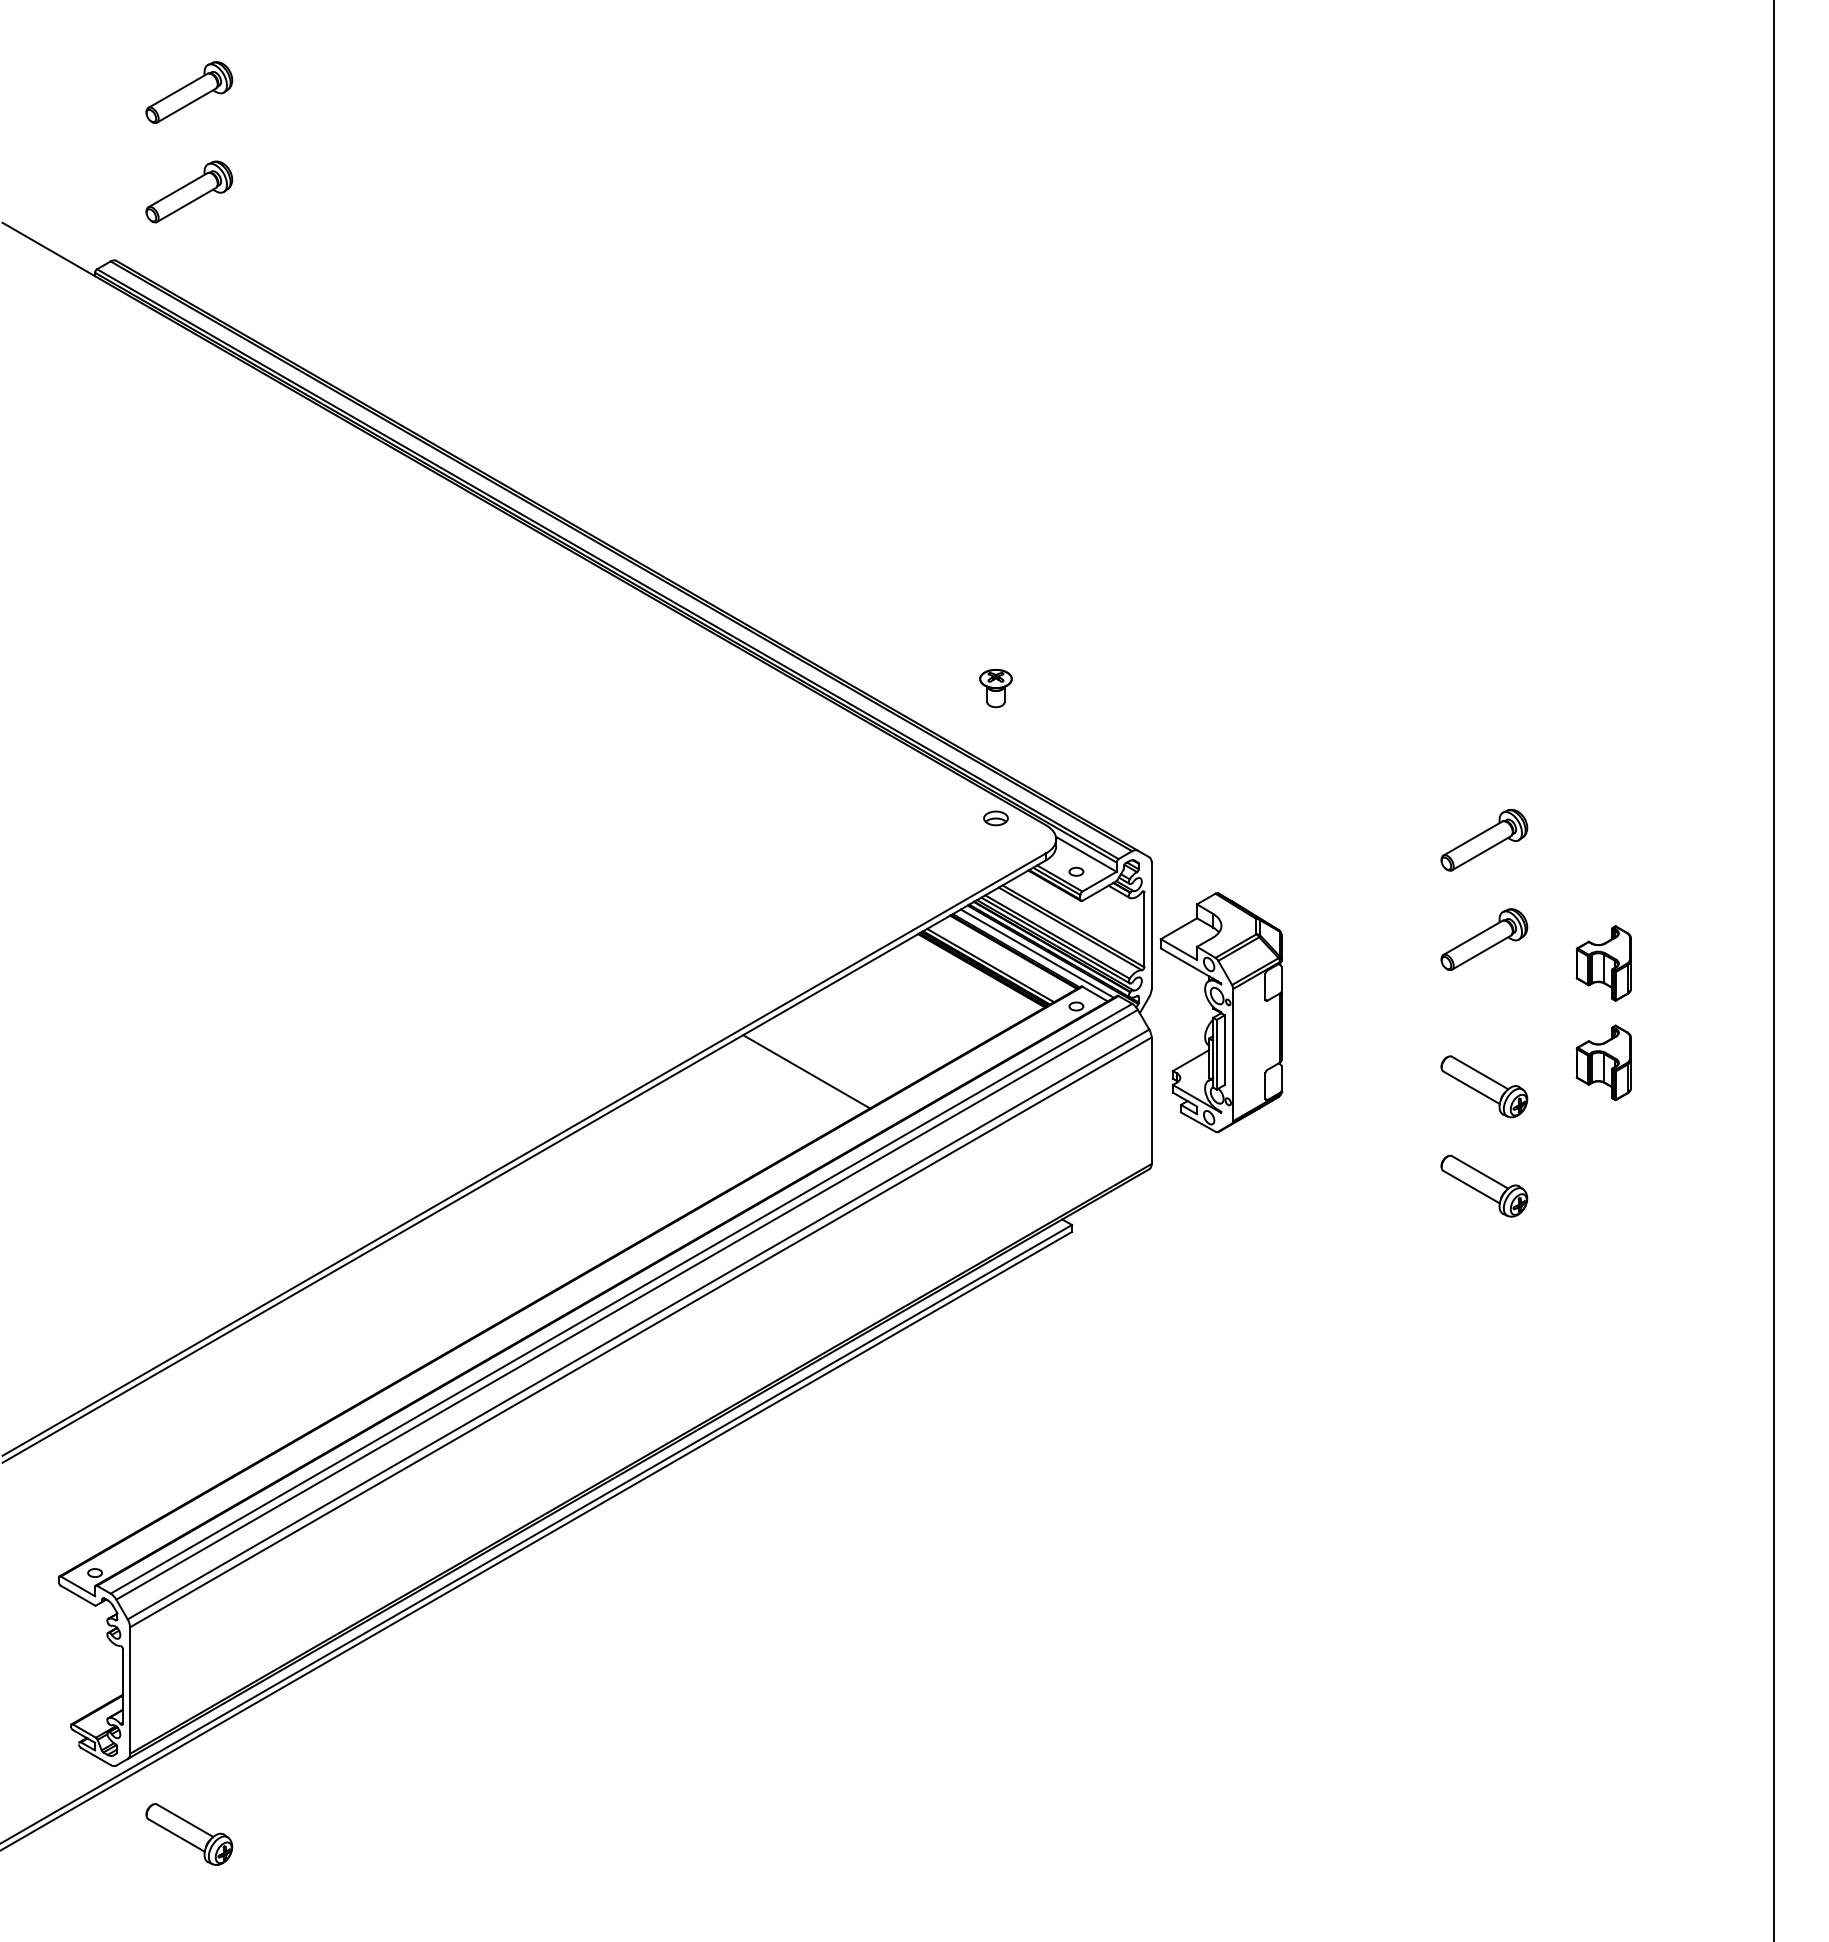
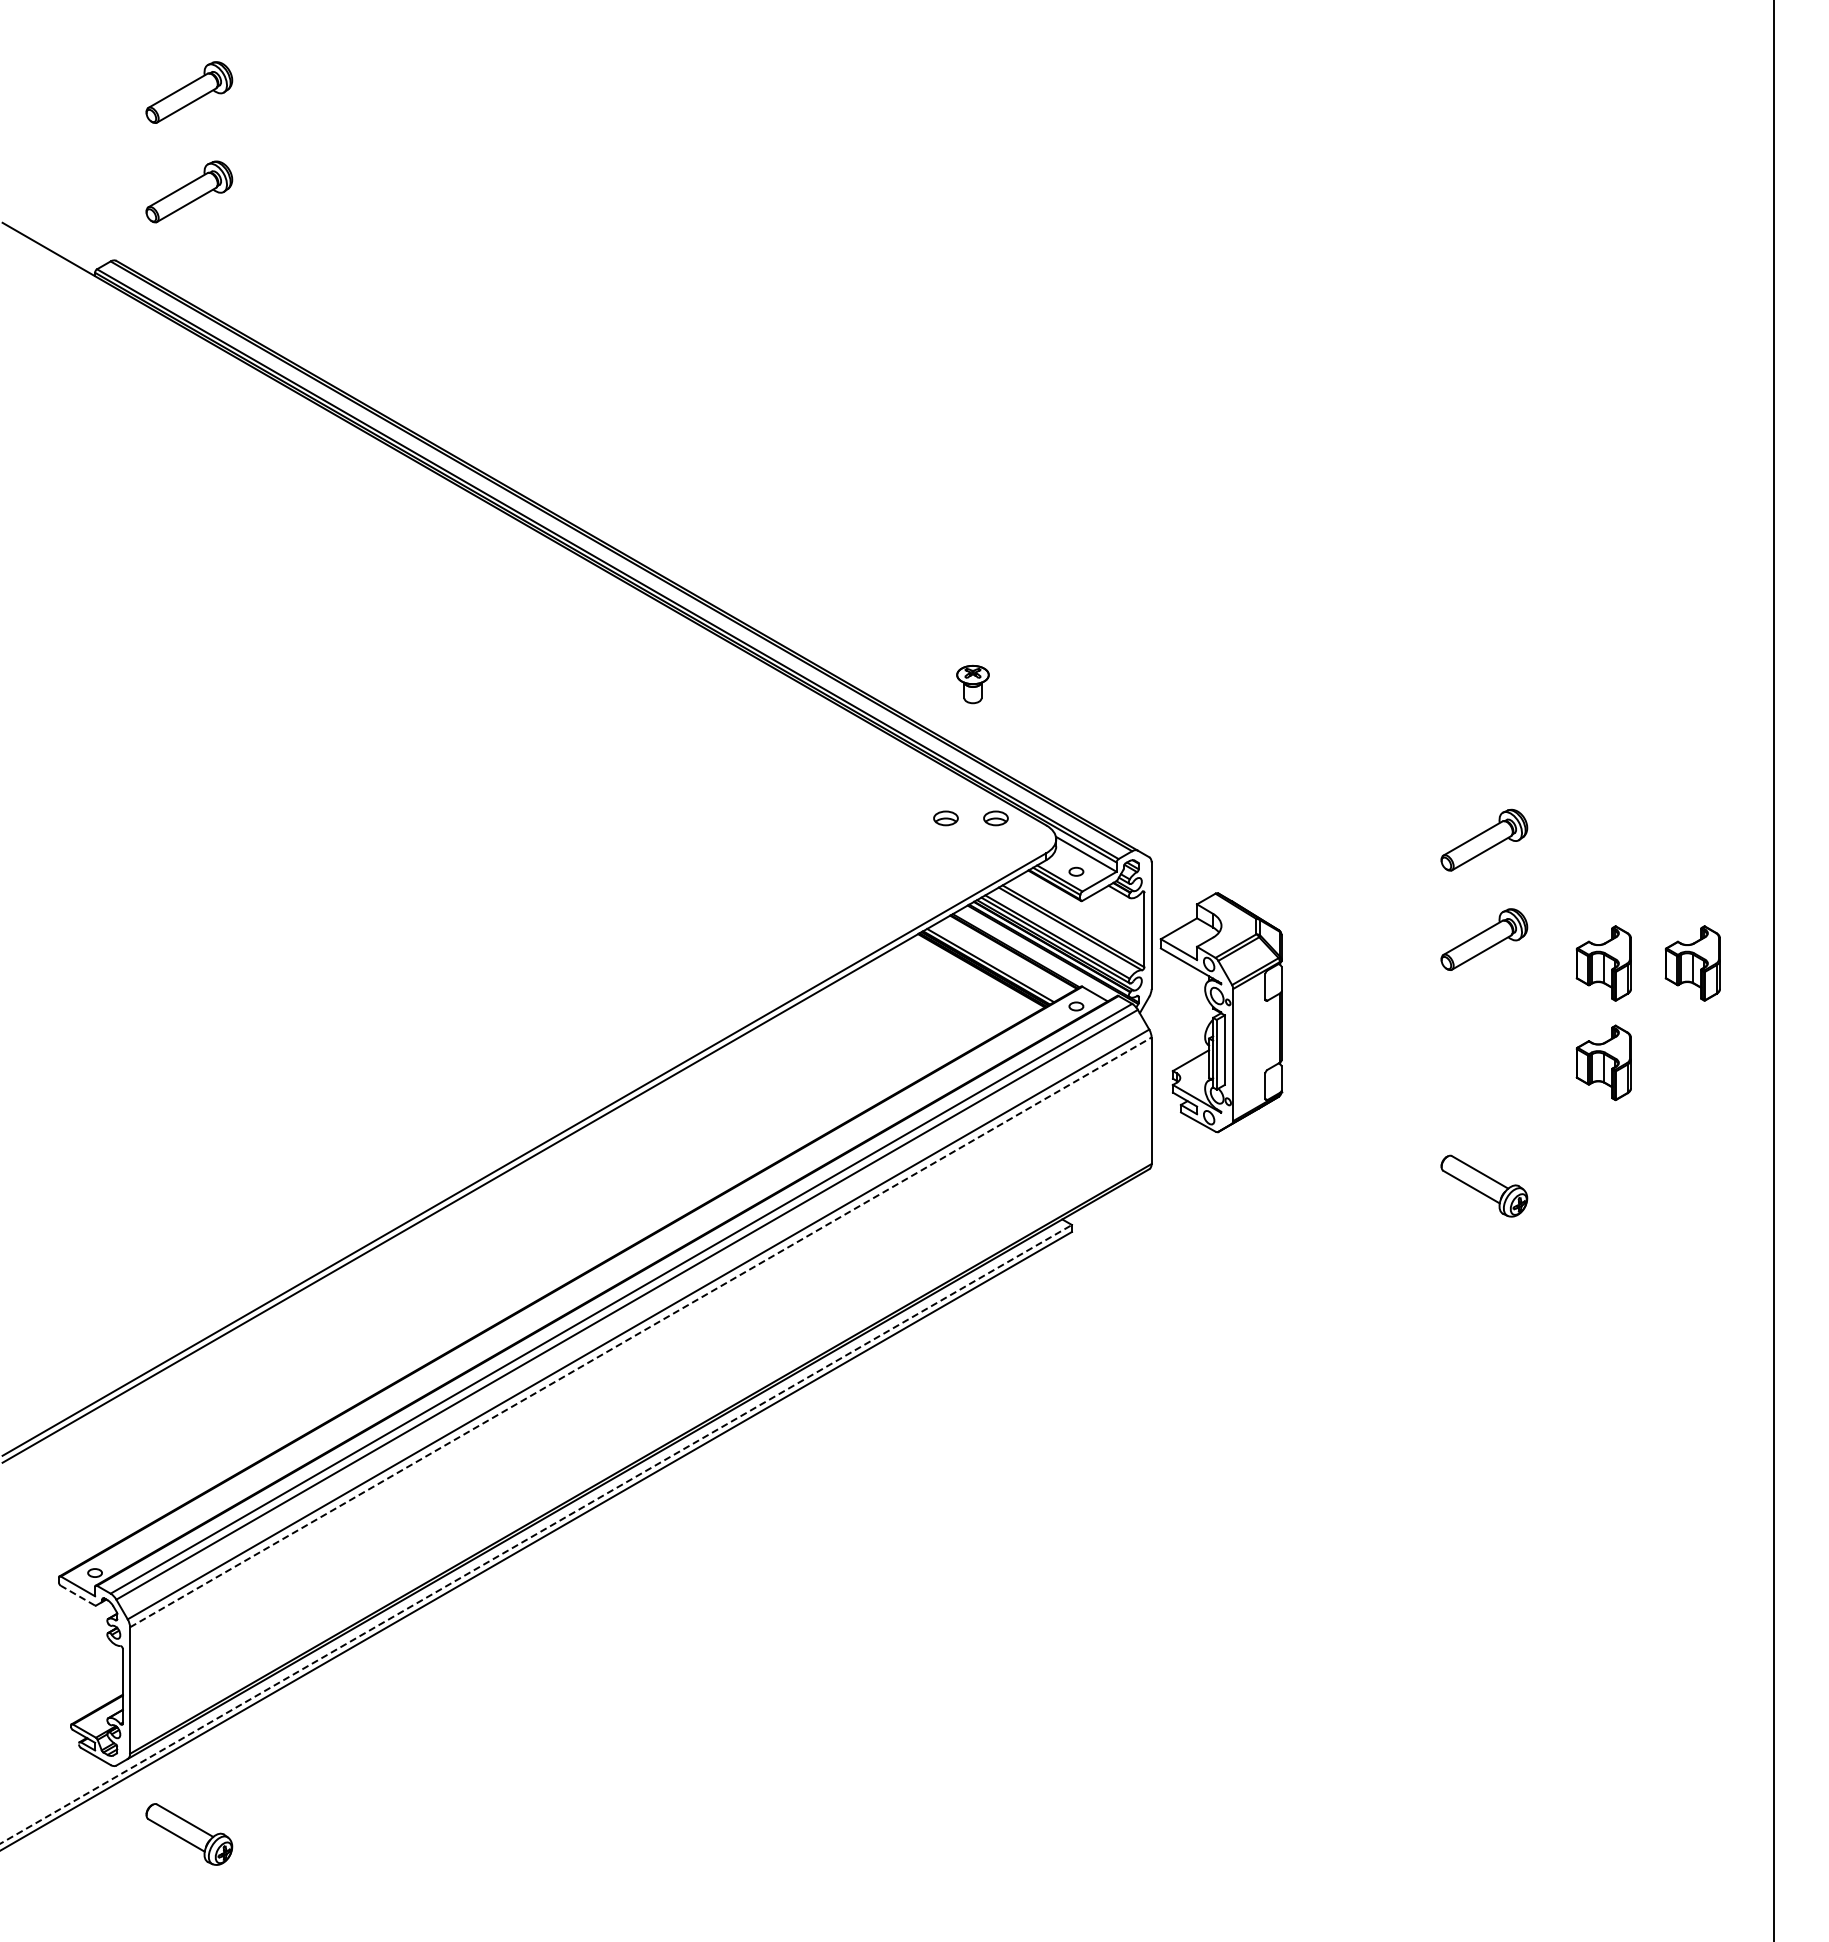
part position: (995, 688) -> (972, 684) (972, 684)
part: none -> present (945, 818)
line: present -> none (1036, 953)
part: none -> present (1692, 963)
line: present -> none (806, 1071)
part: present -> none (1484, 1086)
line: solid -> dashed (640, 1332)
line: solid -> dashed (536, 1534)
line: solid -> dashed (77, 1595)
